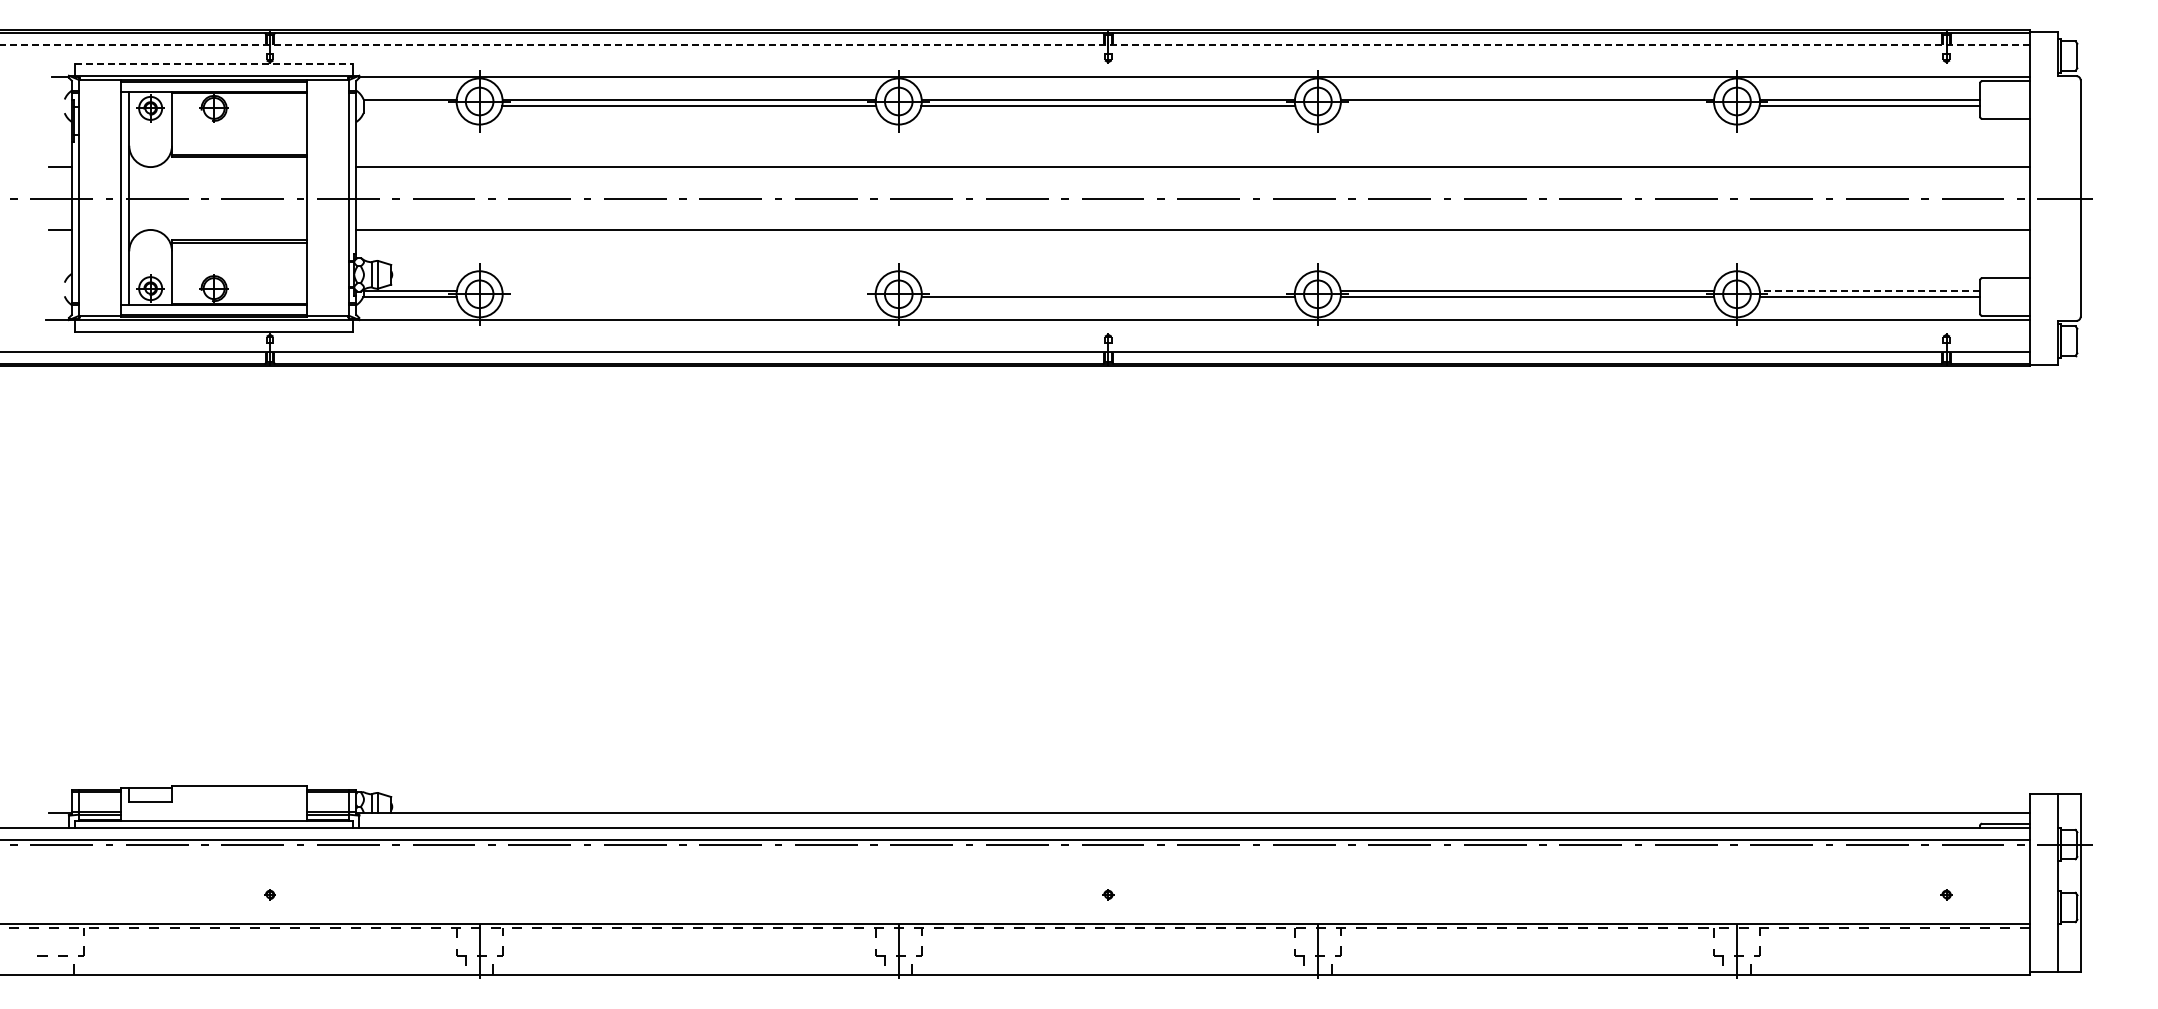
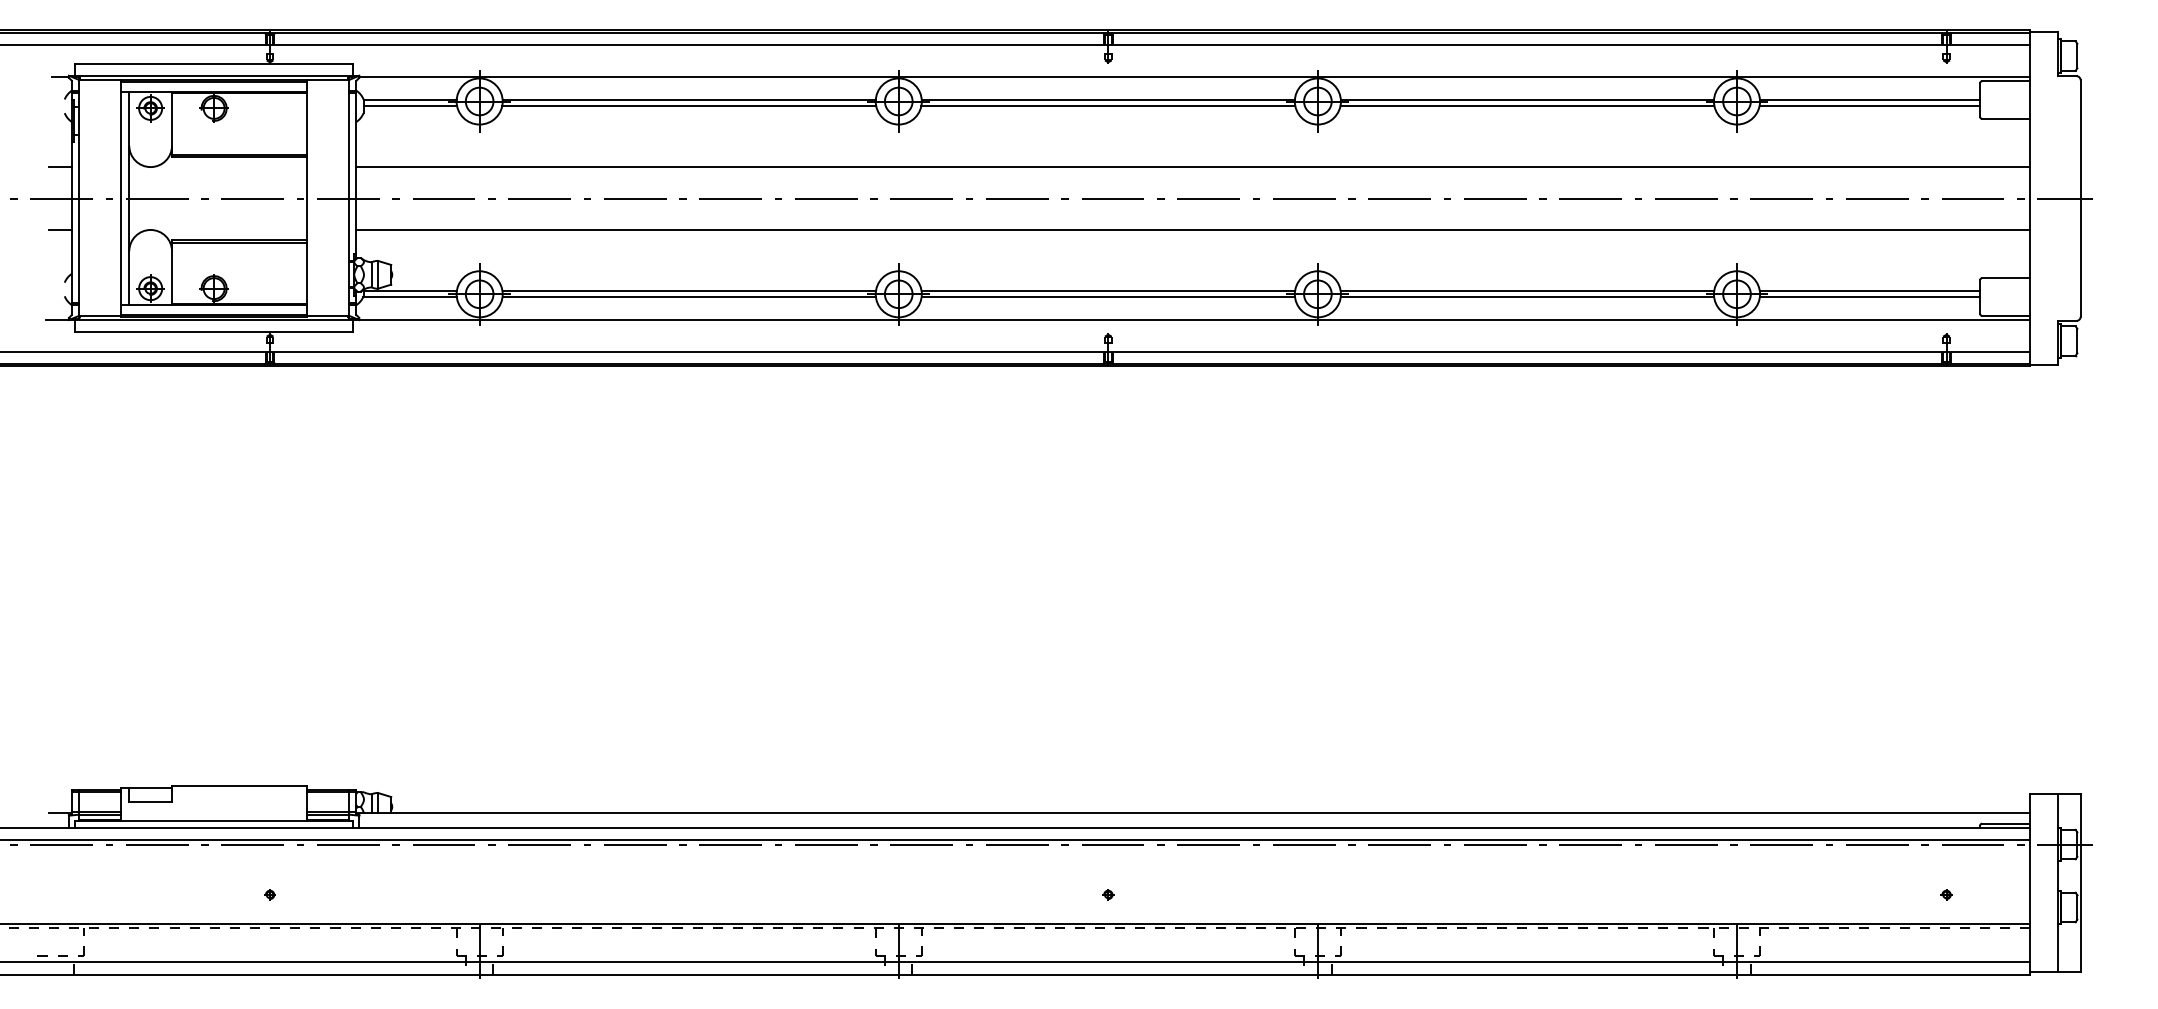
line: dashed -> solid (1015, 45)
line: dashed -> solid (214, 63)
line: none -> present (409, 105)
line: none -> present (1527, 105)
line: none -> present (688, 291)
line: none -> present (1108, 291)
line: dashed -> solid (1869, 291)
line: none -> present (688, 297)
line: none -> present (1016, 961)
